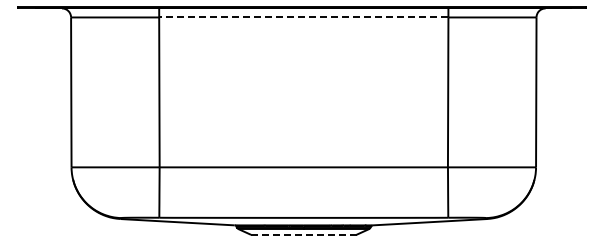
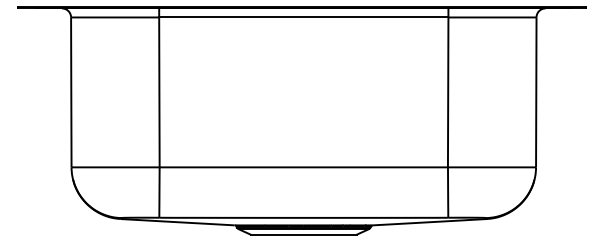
line: dashed -> solid (303, 17)
line: dashed -> solid (303, 234)
